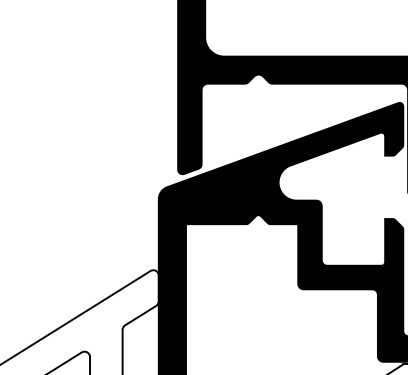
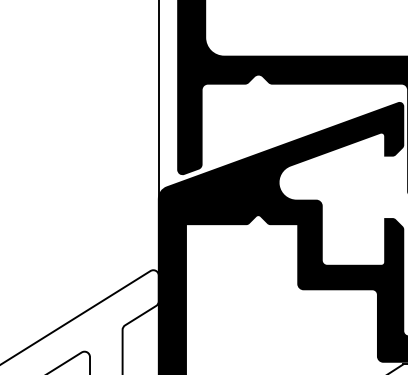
line: none -> present (158, 100)
